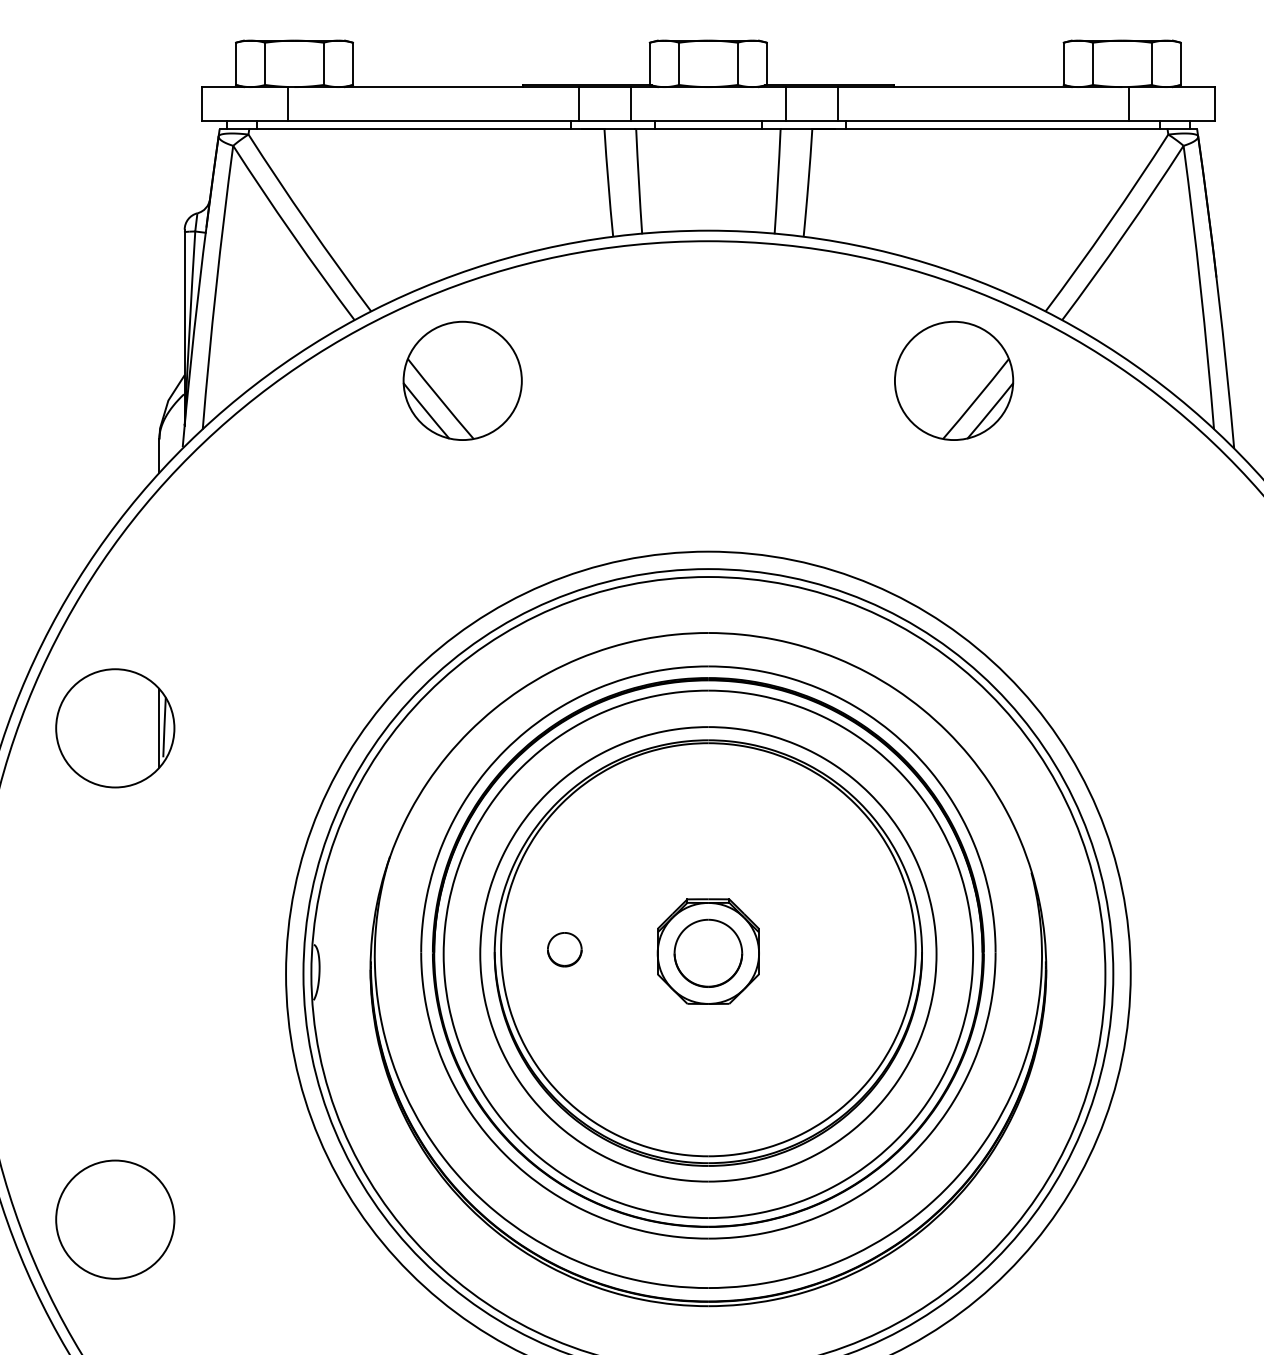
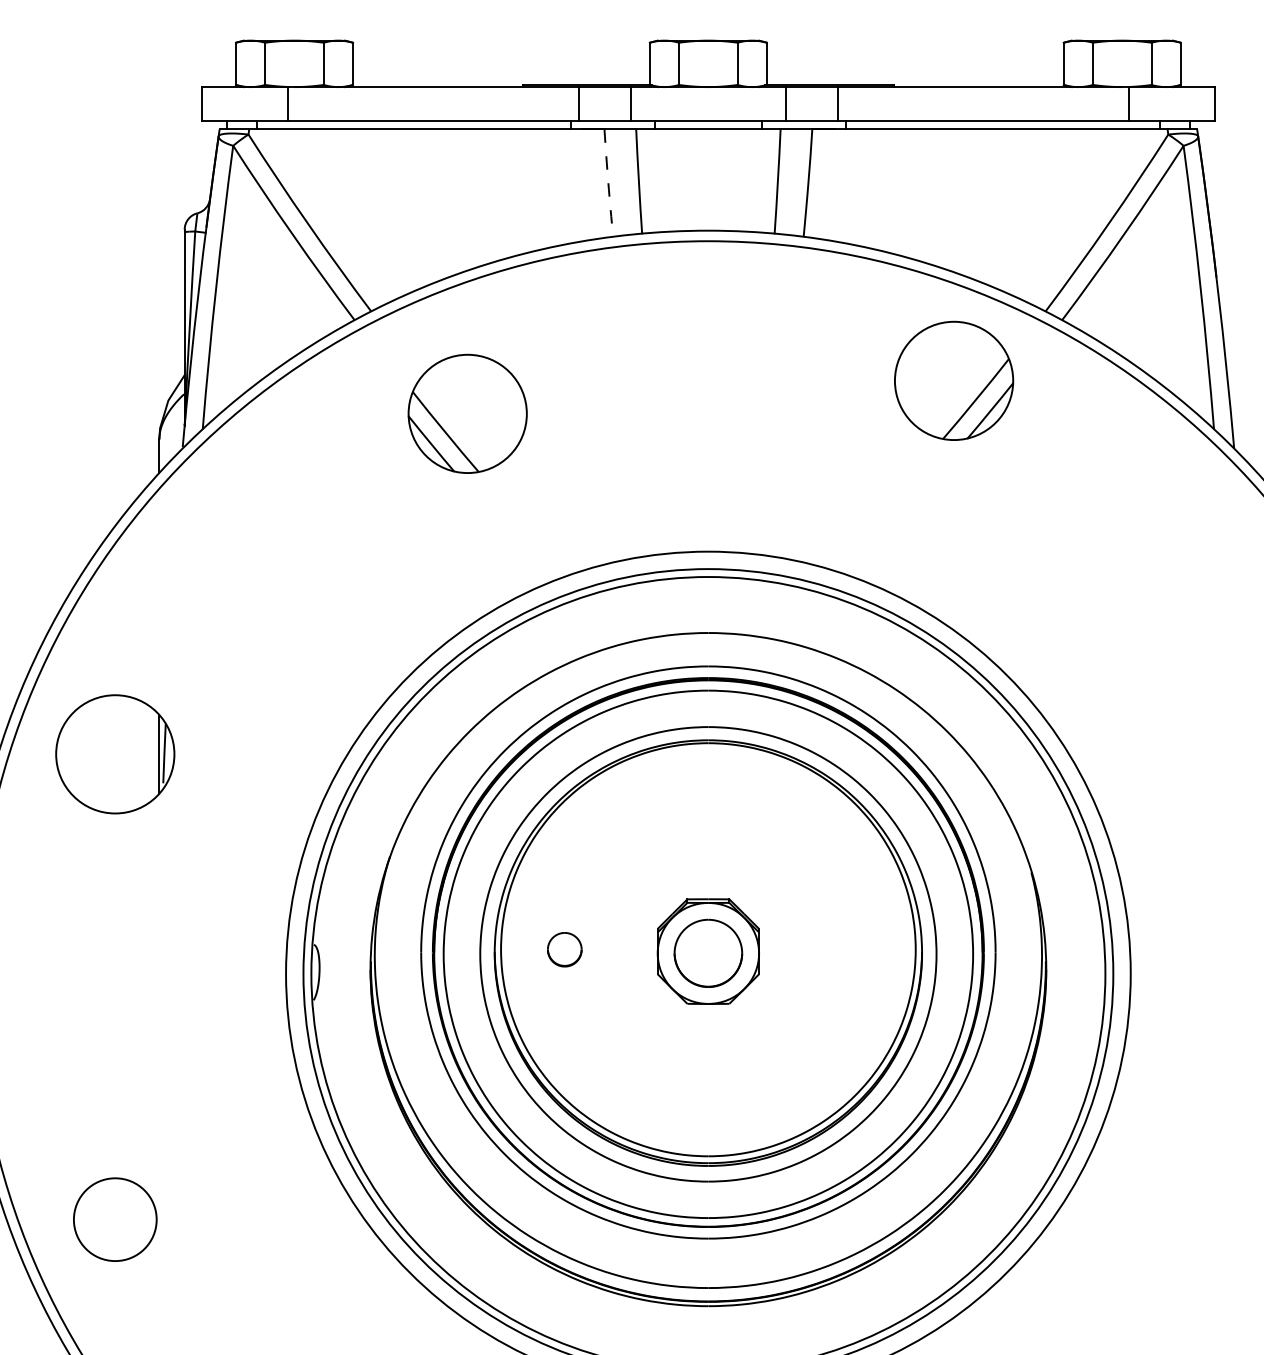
arc: solid -> dashed (608, 183)
part position: (462, 380) -> (467, 413) (467, 413)
part position: (115, 728) -> (115, 754) (115, 754)
circle diameter: 118 px -> 83 px (114, 1219)
